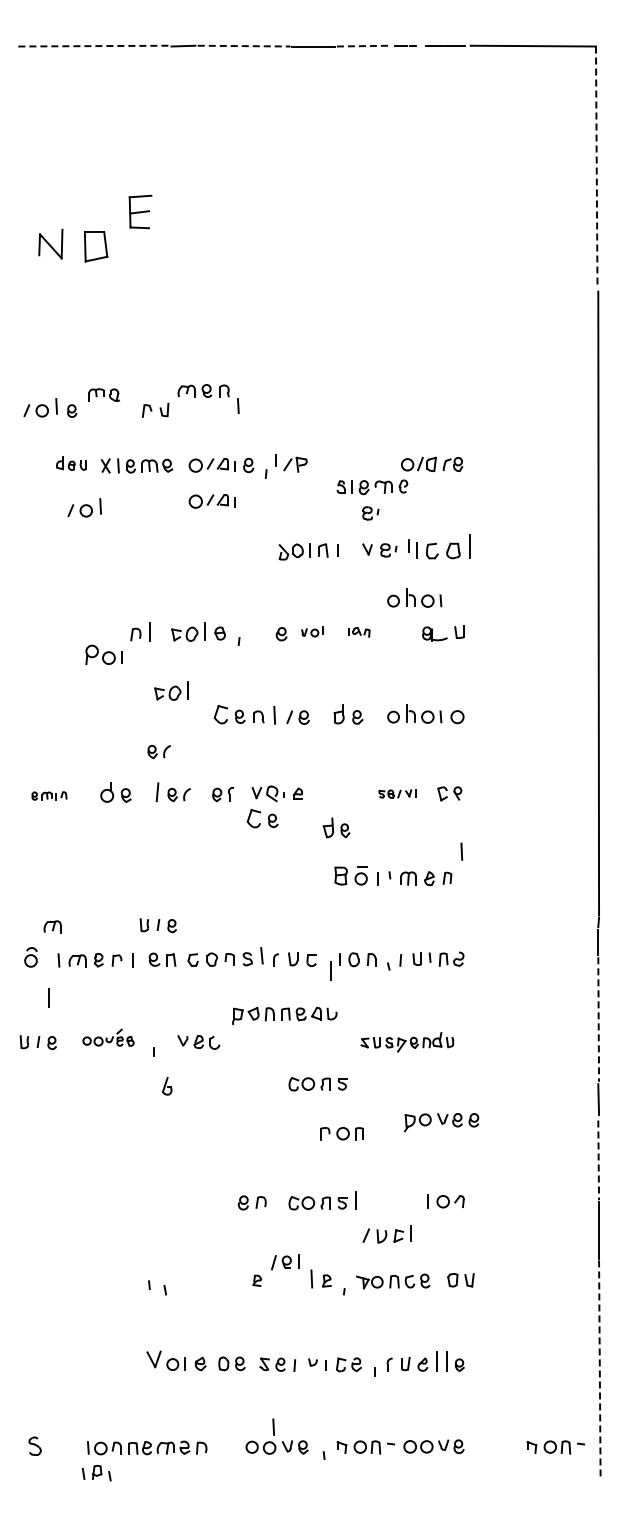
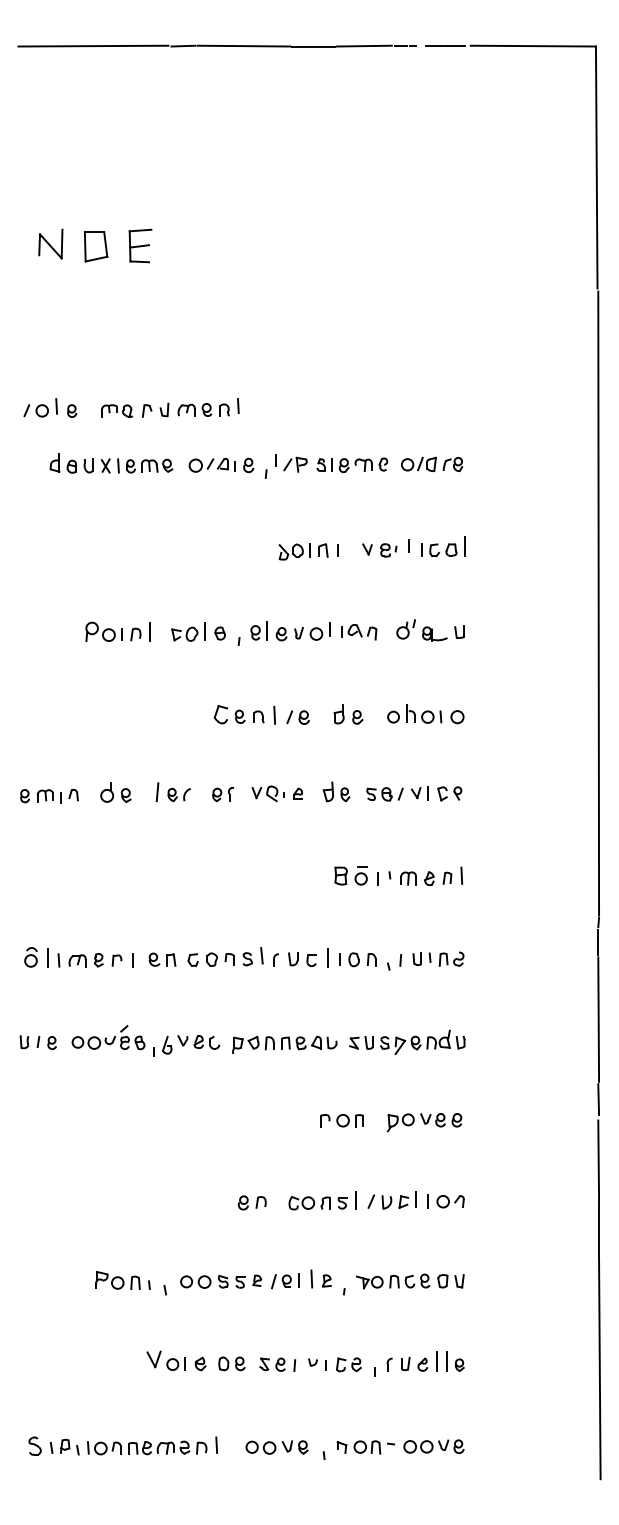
line: dashed -> solid (92, 46)
line: dashed -> solid (244, 46)
line: dashed -> solid (364, 46)
line: dashed -> solid (596, 168)
part position: (140, 211) -> (140, 245) (140, 245)
part position: (203, 390) -> (203, 409) (203, 409)
part position: (104, 394) -> (117, 410) (117, 410)
part size: 31x15 px -> 45x21 px (71, 463)
part position: (372, 487) -> (352, 465) (352, 465)
part: present -> none (211, 501)
part: present -> none (84, 507)
part: present -> none (370, 513)
part size: 55x26 px -> 45x22 px (443, 546)
part: present -> none (414, 597)
part: none -> present (405, 629)
part: none -> present (258, 630)
part size: 23x12 px -> 37x19 px (312, 631)
part size: 23x11 px -> 37x17 px (359, 632)
part position: (103, 654) -> (103, 631) (103, 631)
part: present -> none (171, 690)
part: present -> none (158, 752)
part size: 39x10 px -> 63x16 px (397, 793)
part size: 37x10 px -> 59x16 px (49, 795)
part: present -> none (262, 818)
part position: (336, 827) -> (336, 791) (336, 791)
line position: (461, 851) -> (461, 875) (461, 875)
part: present -> none (157, 925)
part: present -> none (52, 926)
line position: (330, 970) -> (327, 957) (327, 957)
line position: (48, 997) -> (47, 957) (47, 957)
part position: (284, 1015) -> (284, 1044) (284, 1044)
line: dashed -> solid (598, 1020)
part size: 53x19 px -> 75x26 px (108, 1037)
part size: 95x21 px -> 117x26 px (407, 1041)
part: present -> none (317, 1084)
part position: (167, 1086) -> (167, 1045) (167, 1045)
part position: (441, 1122) -> (424, 1122) (424, 1122)
part position: (341, 1133) -> (341, 1120) (341, 1120)
line: dashed -> solid (598, 1160)
part position: (386, 1234) -> (391, 1200) (391, 1200)
part position: (285, 1262) -> (285, 1281) (285, 1281)
part: none -> present (117, 1280)
part position: (460, 1280) -> (450, 1281) (450, 1281)
part: none -> present (212, 1281)
line: dashed -> solid (599, 1370)
line position: (273, 1426) -> (216, 1444) (216, 1444)
part: present -> none (555, 1447)
part position: (96, 1473) -> (64, 1447) (64, 1447)
